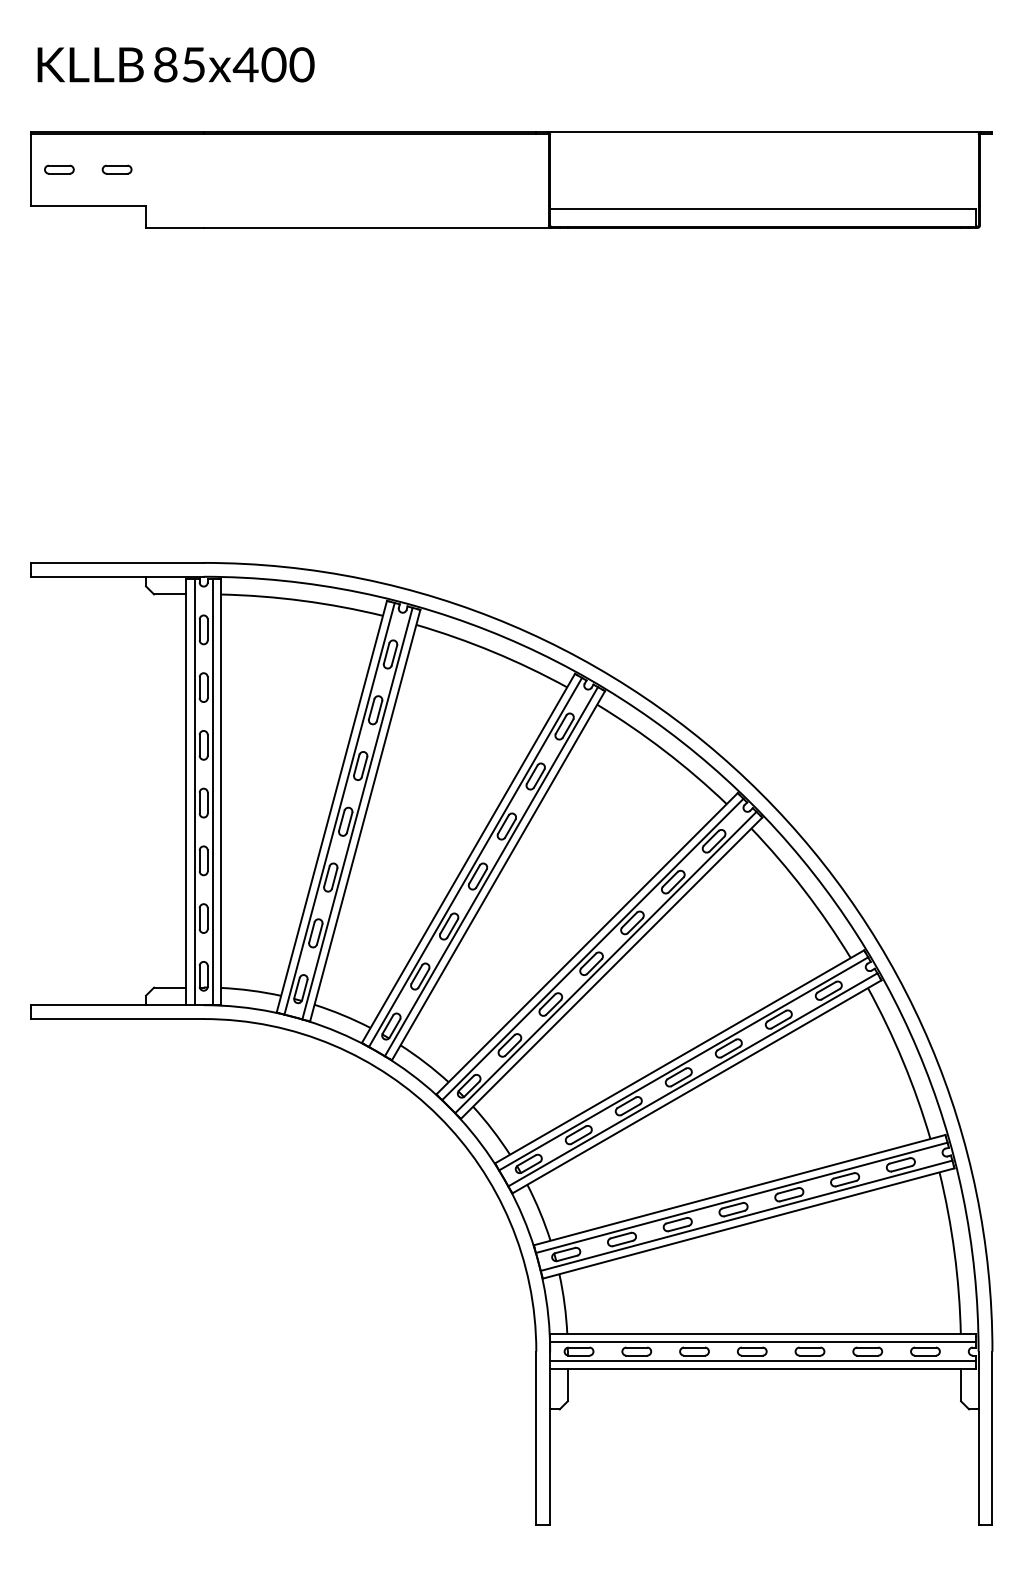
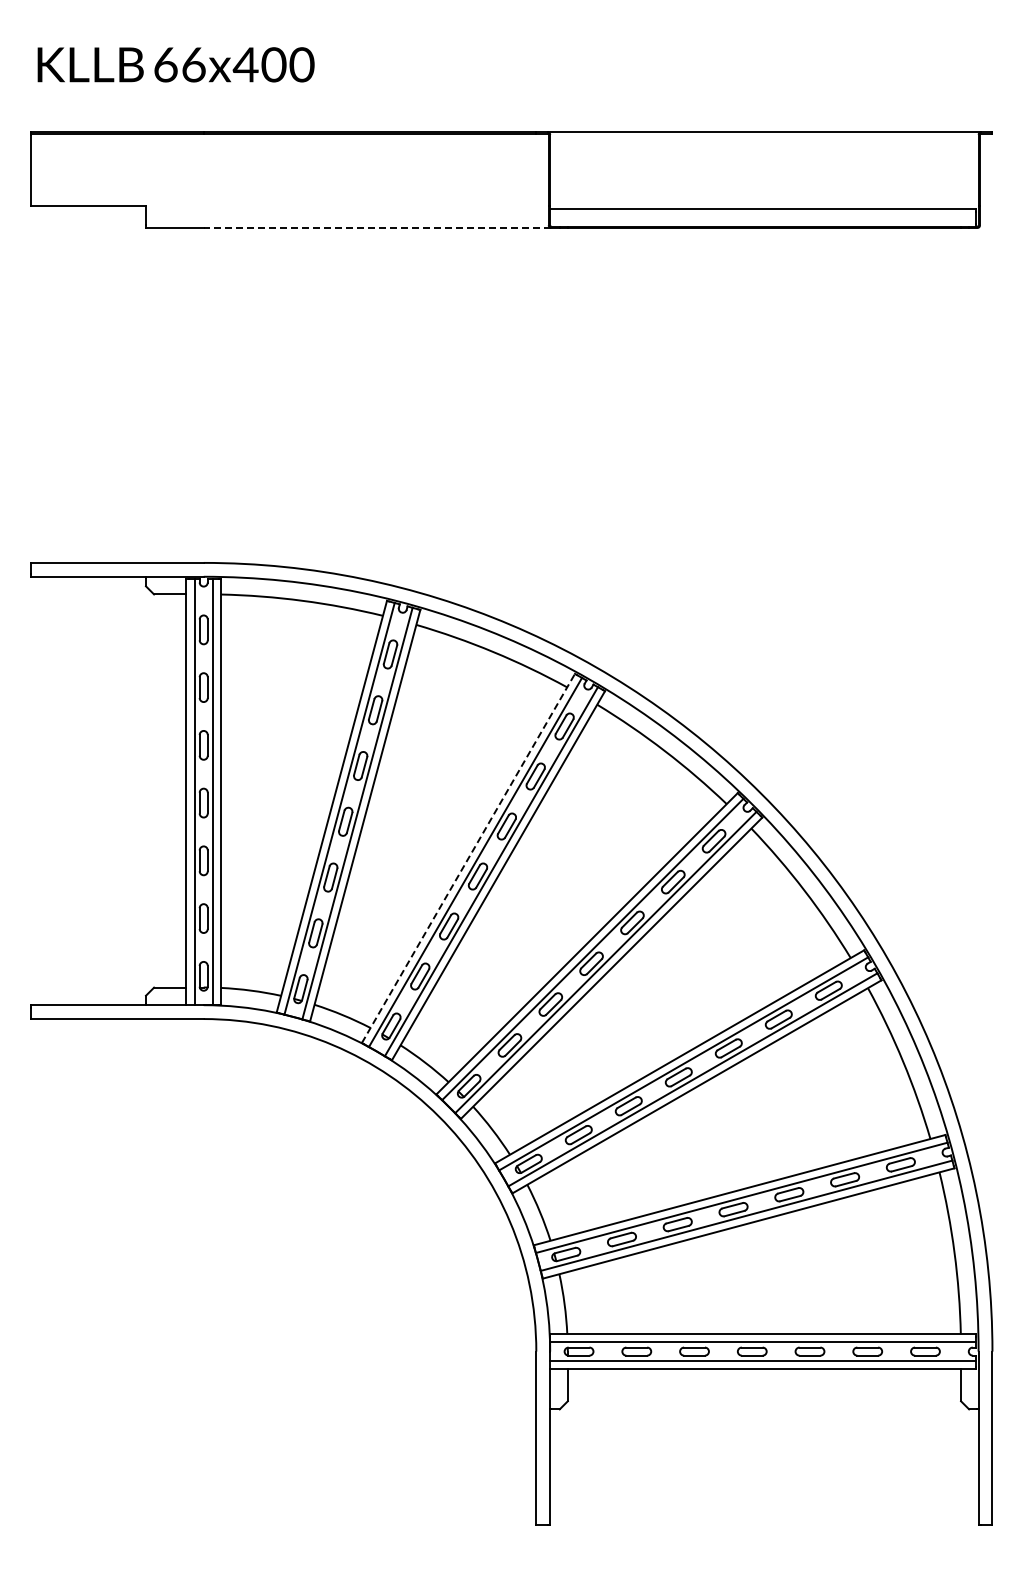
text: 85x400 -> 66x400 (179, 64)
part: present -> none (59, 169)
part: present -> none (116, 169)
line: solid -> dashed (377, 228)
line: solid -> dashed (468, 857)
